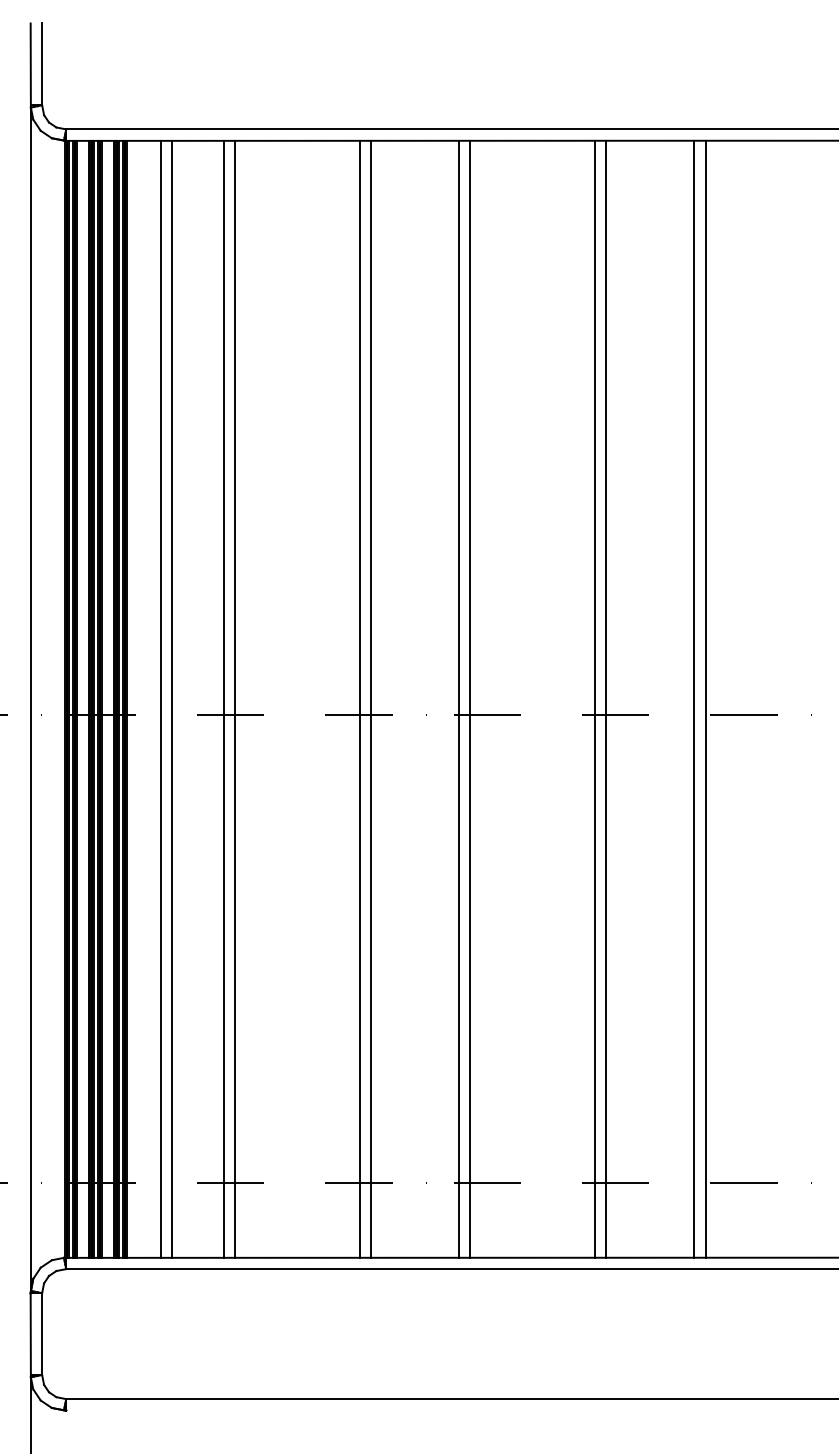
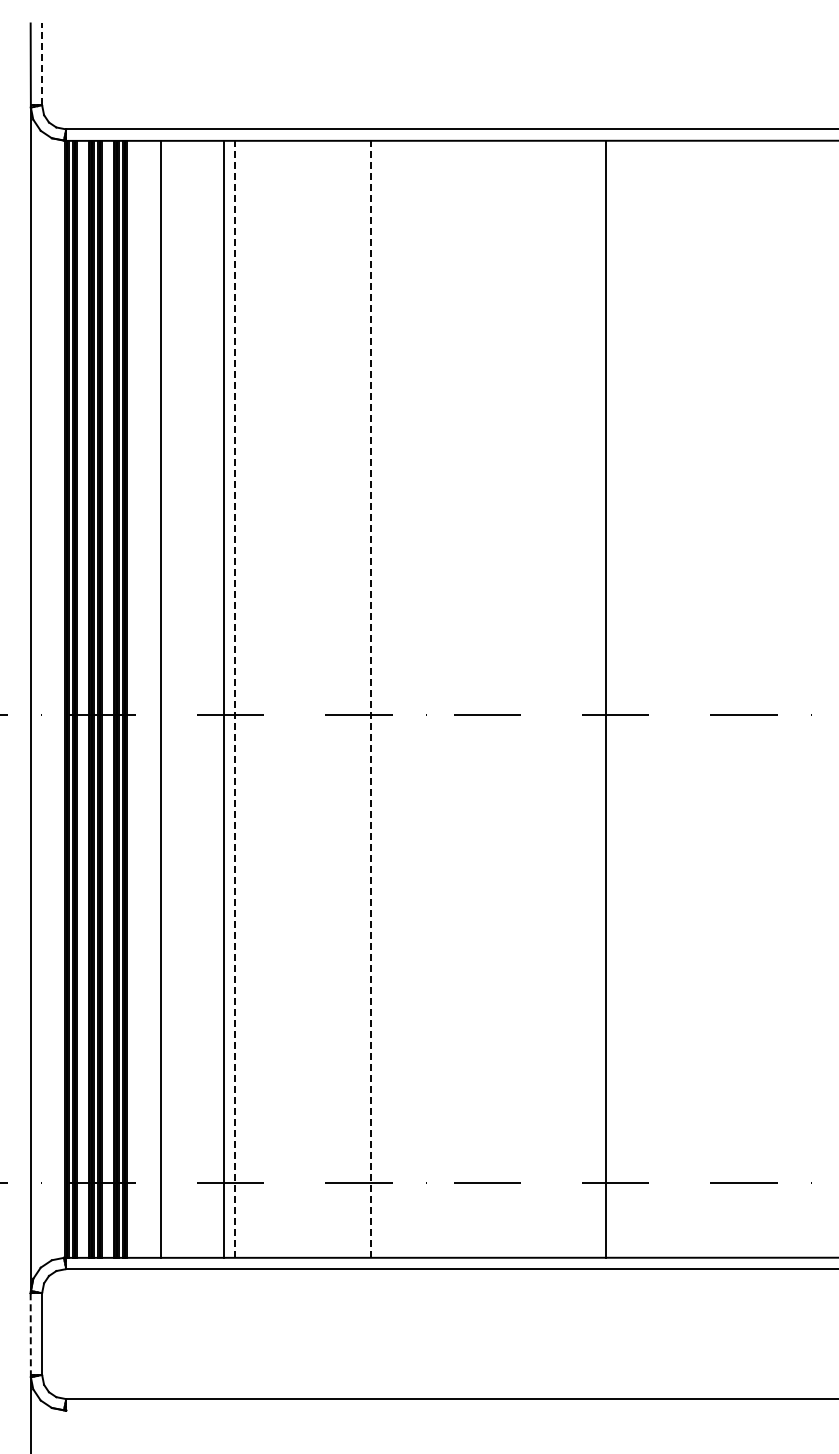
line: solid -> dashed (42, 64)
line: present -> none (172, 698)
line: solid -> dashed (235, 698)
line: present -> none (359, 698)
line: solid -> dashed (371, 698)
line: present -> none (459, 698)
line: present -> none (470, 698)
line: present -> none (594, 698)
line: present -> none (694, 698)
line: present -> none (705, 698)
line: solid -> dashed (30, 1334)
